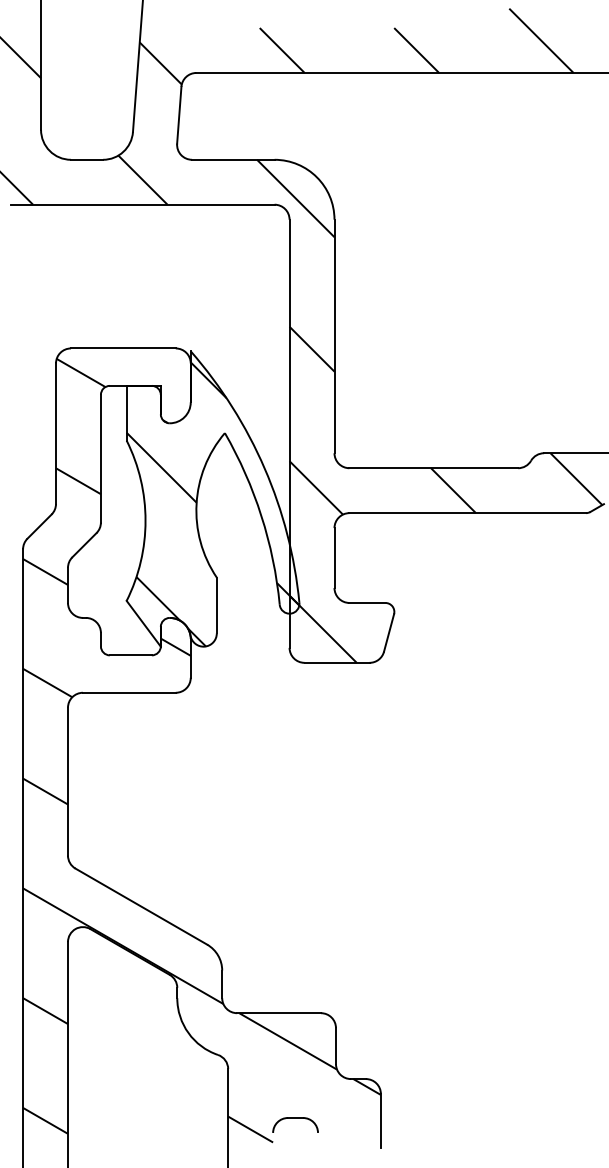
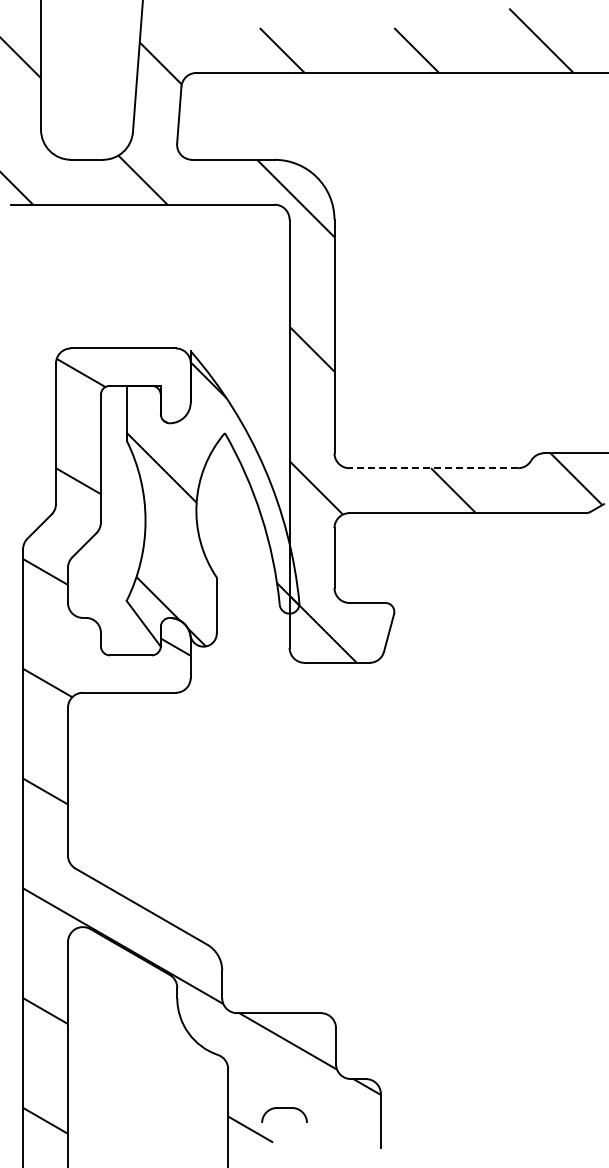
line: solid -> dashed (433, 468)
part position: (295, 1124) -> (284, 1114) (284, 1114)
